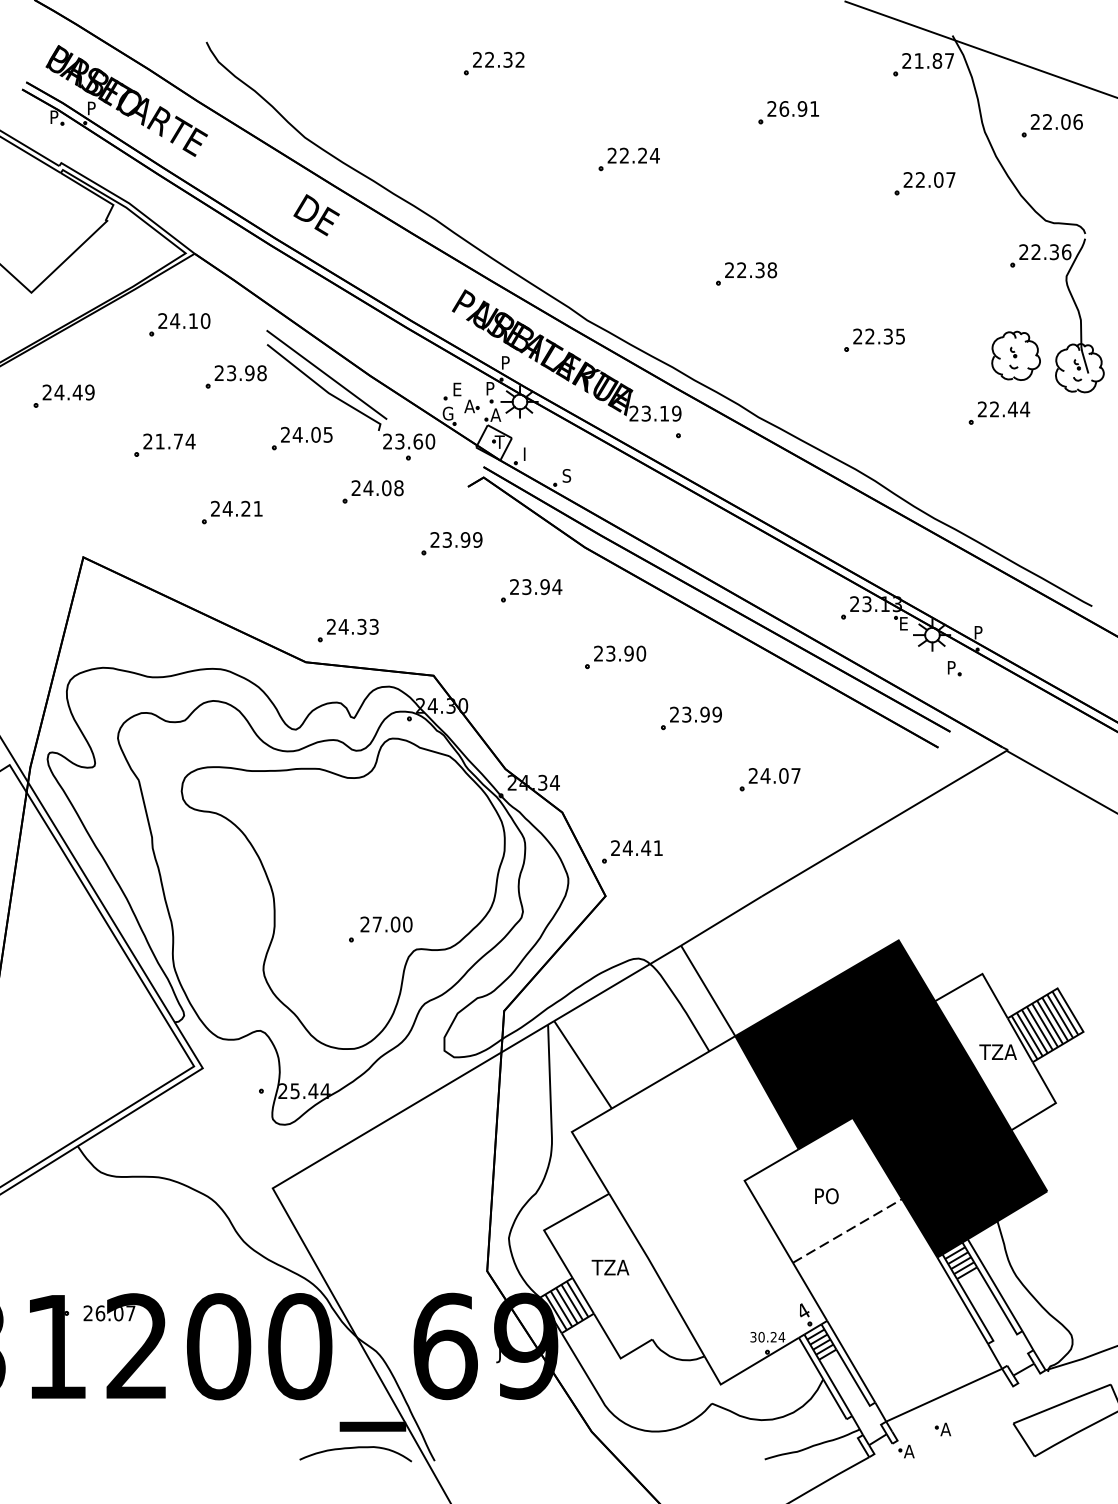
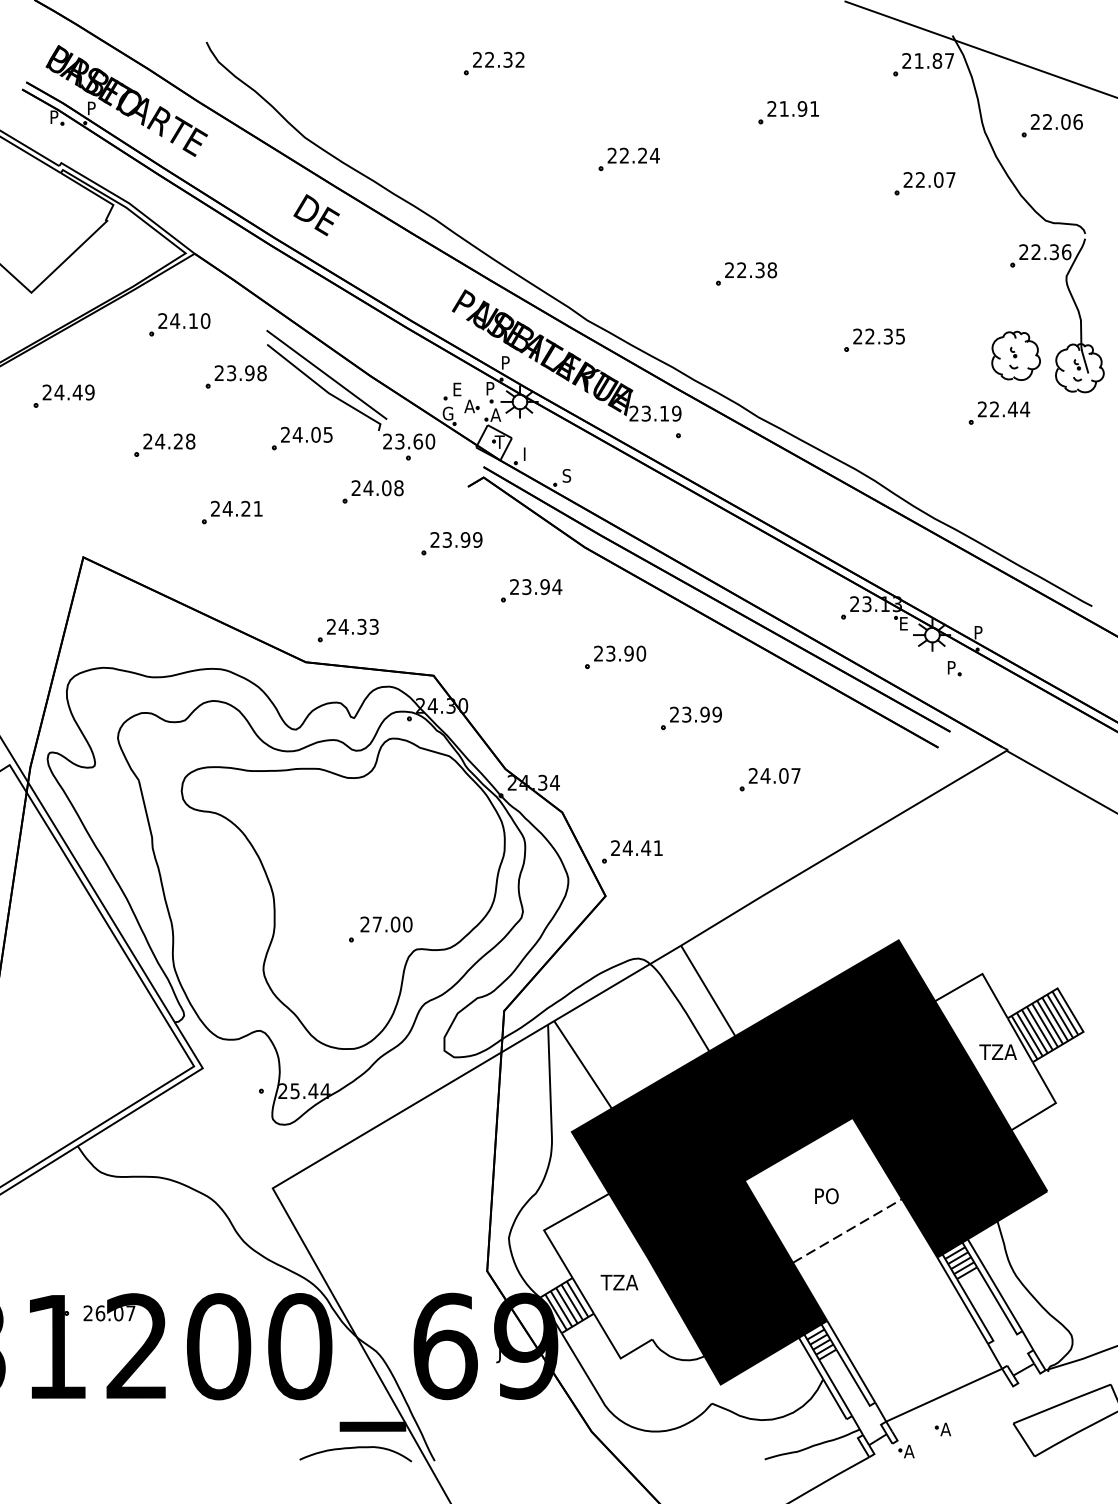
text: 26.91 -> 21.91 (784, 108)
text: 21.74 -> 24.28 (175, 441)
fill: none -> present (699, 1210)
text position: (610, 1267) -> (619, 1282) (619, 1282)
